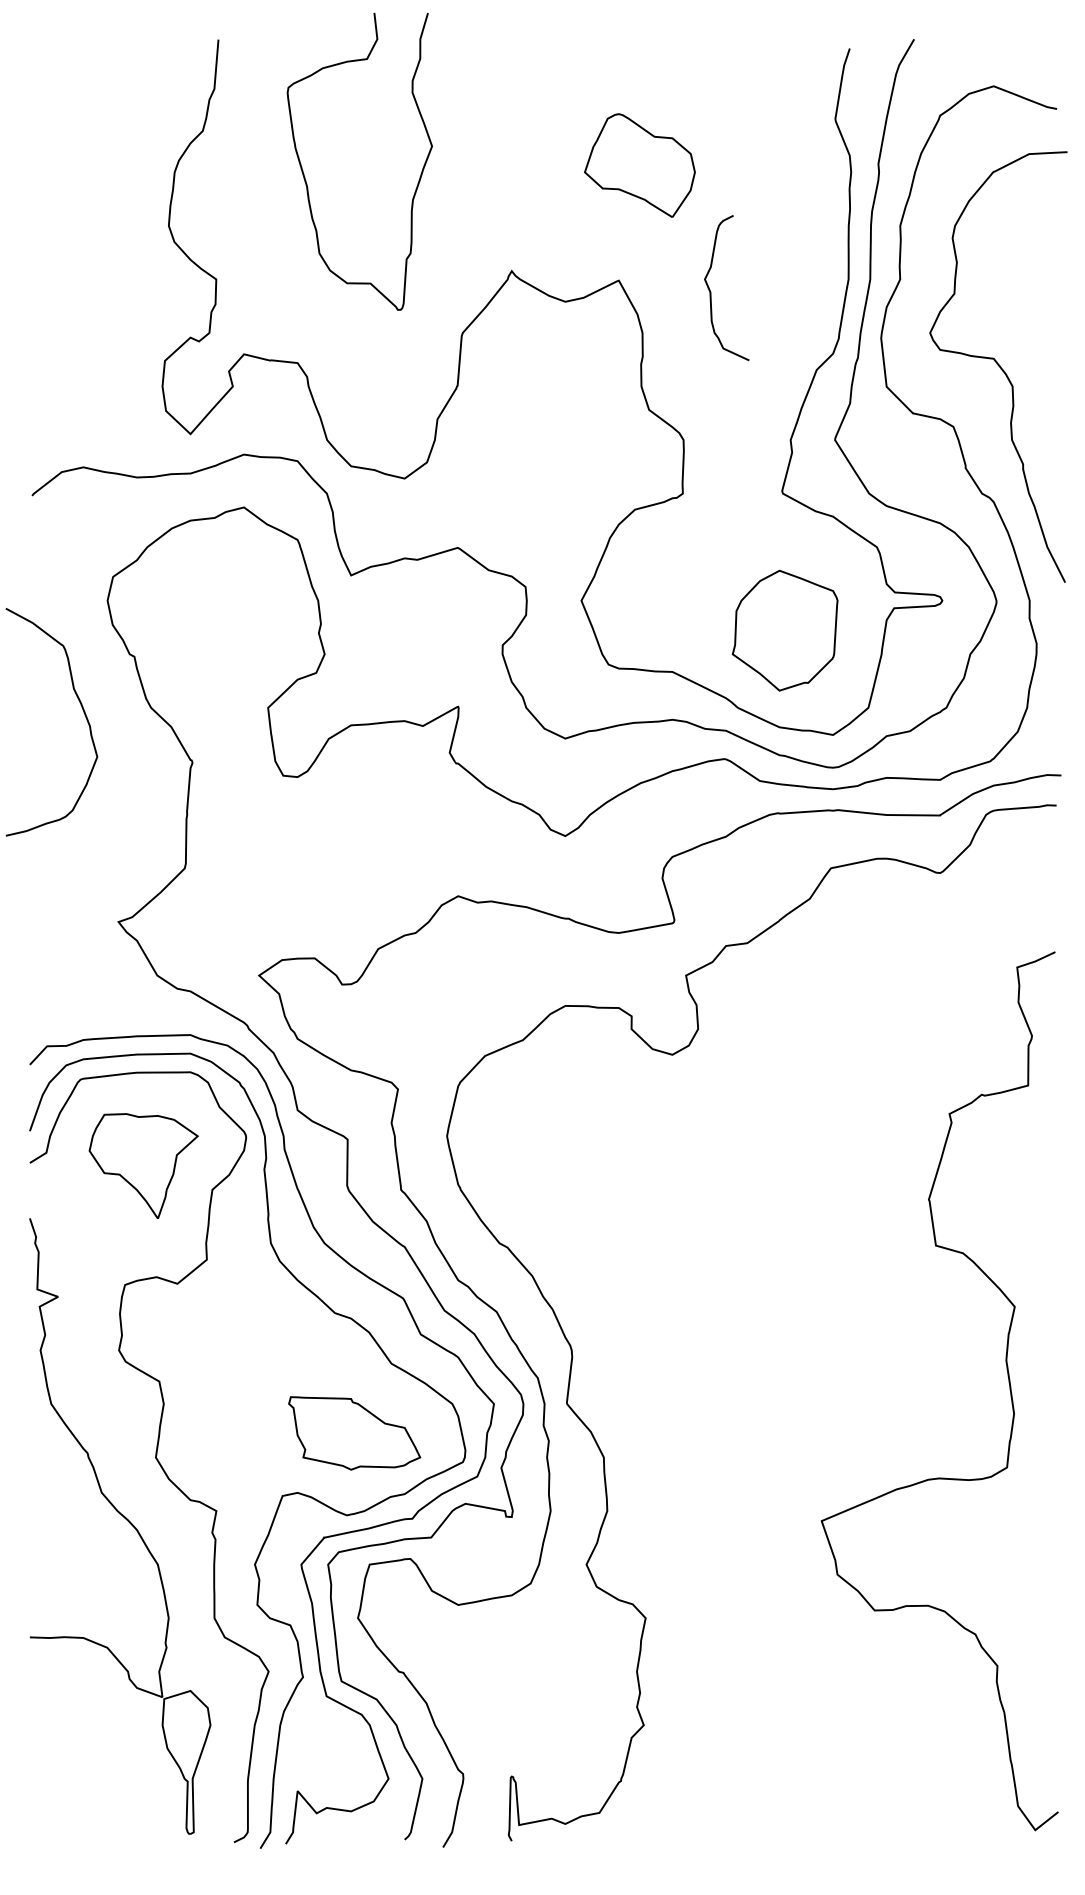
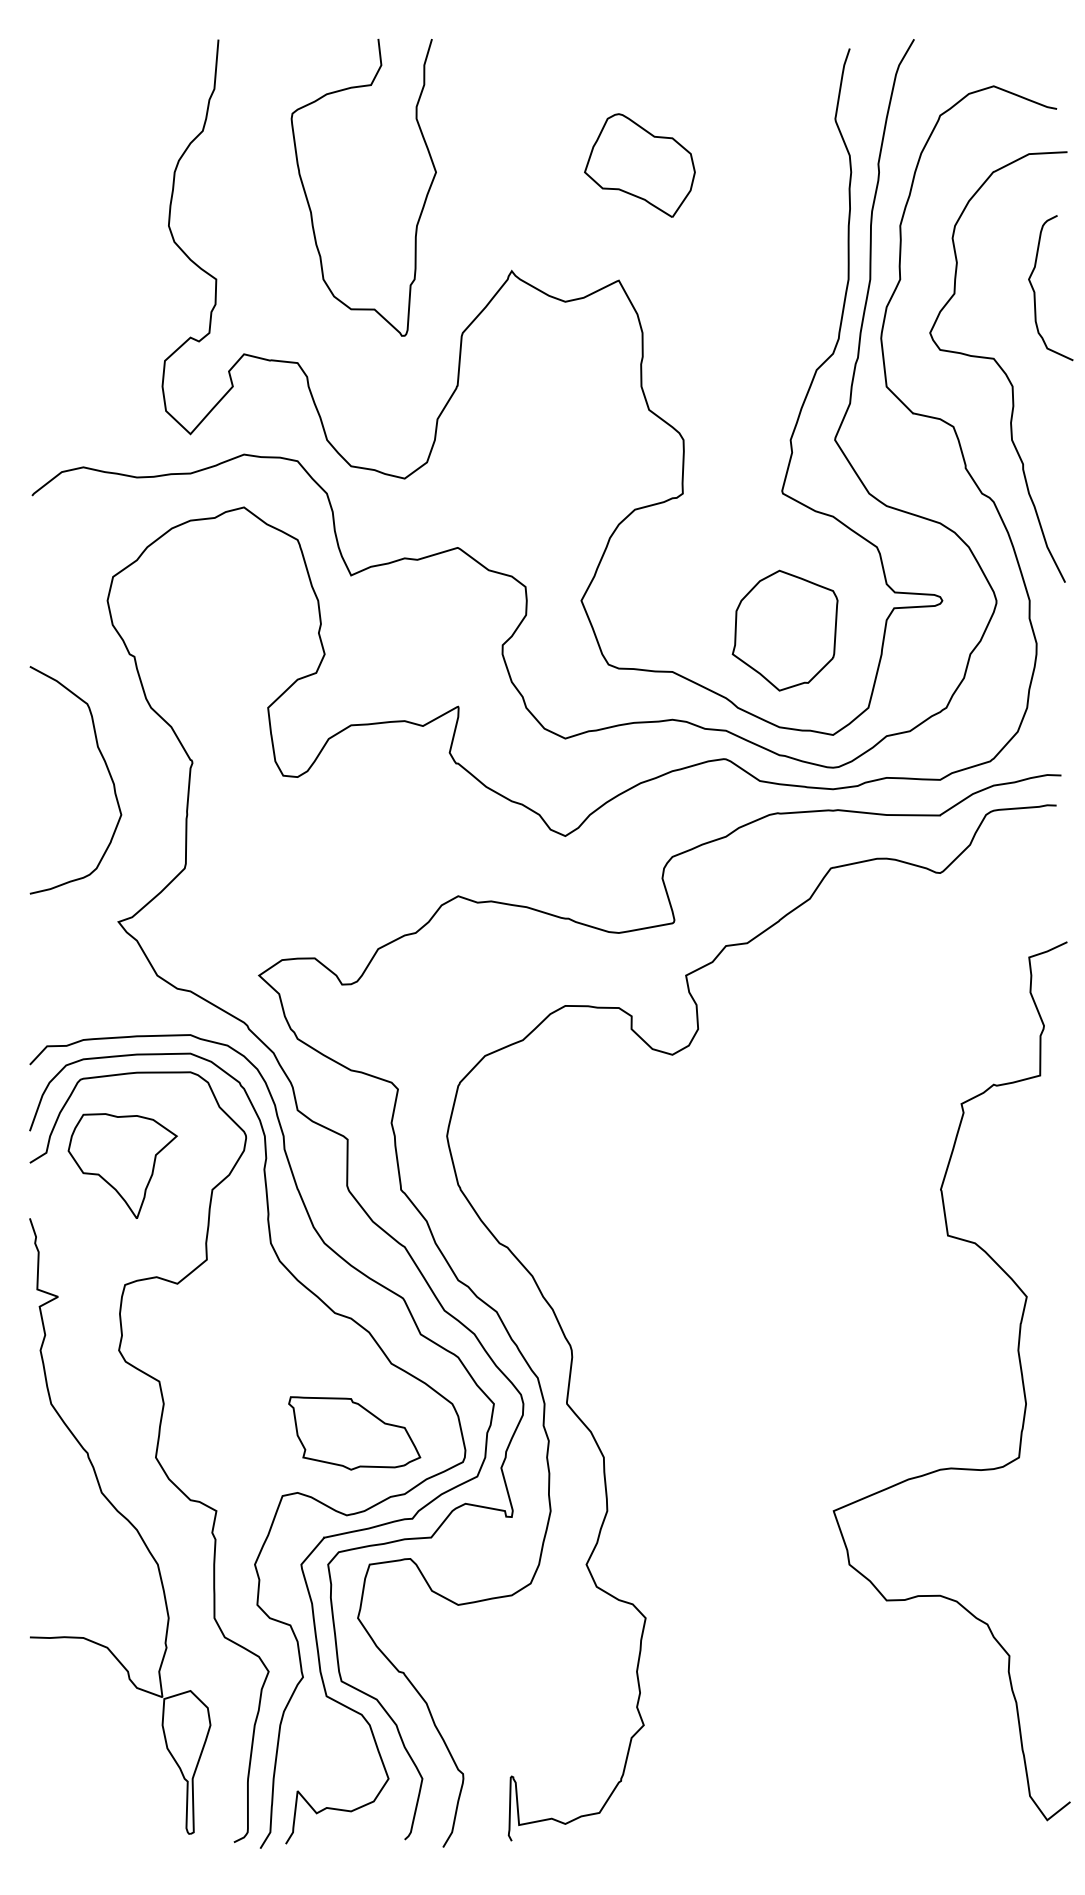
curve position: (304, 173) -> (308, 199) (308, 199)
curve position: (711, 291) -> (1035, 291) (1035, 291)
curve position: (82, 710) -> (106, 768) (106, 768)
part position: (143, 1165) -> (122, 1165) (122, 1165)
curve position: (1008, 1382) -> (1020, 1372) (1020, 1372)
